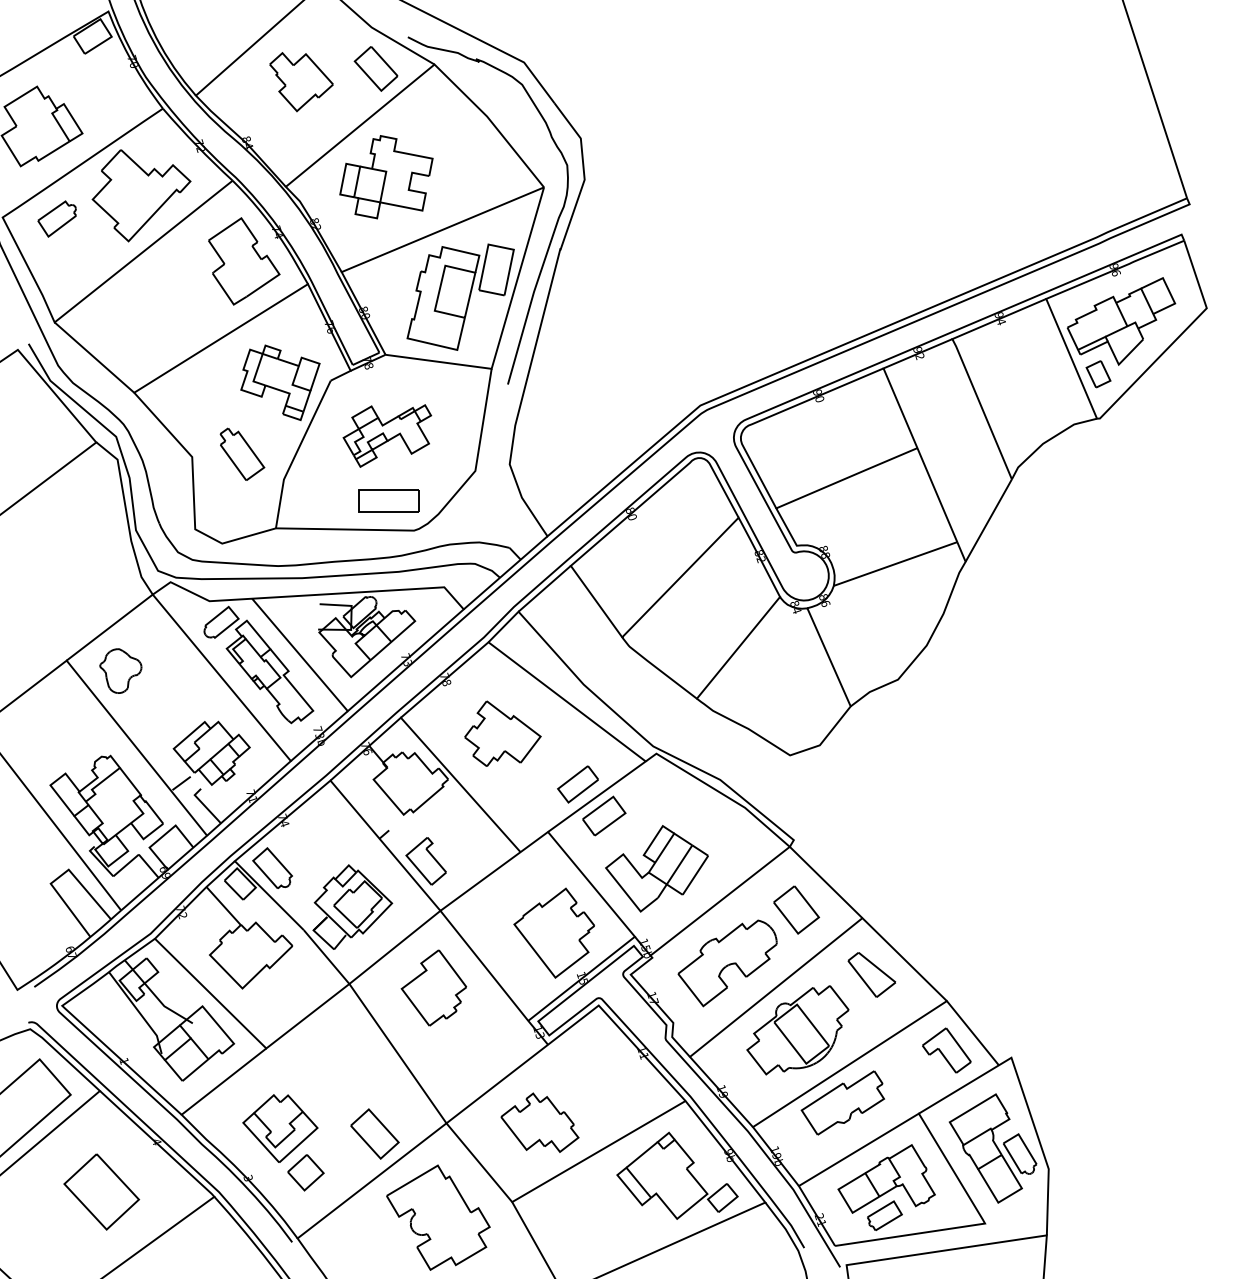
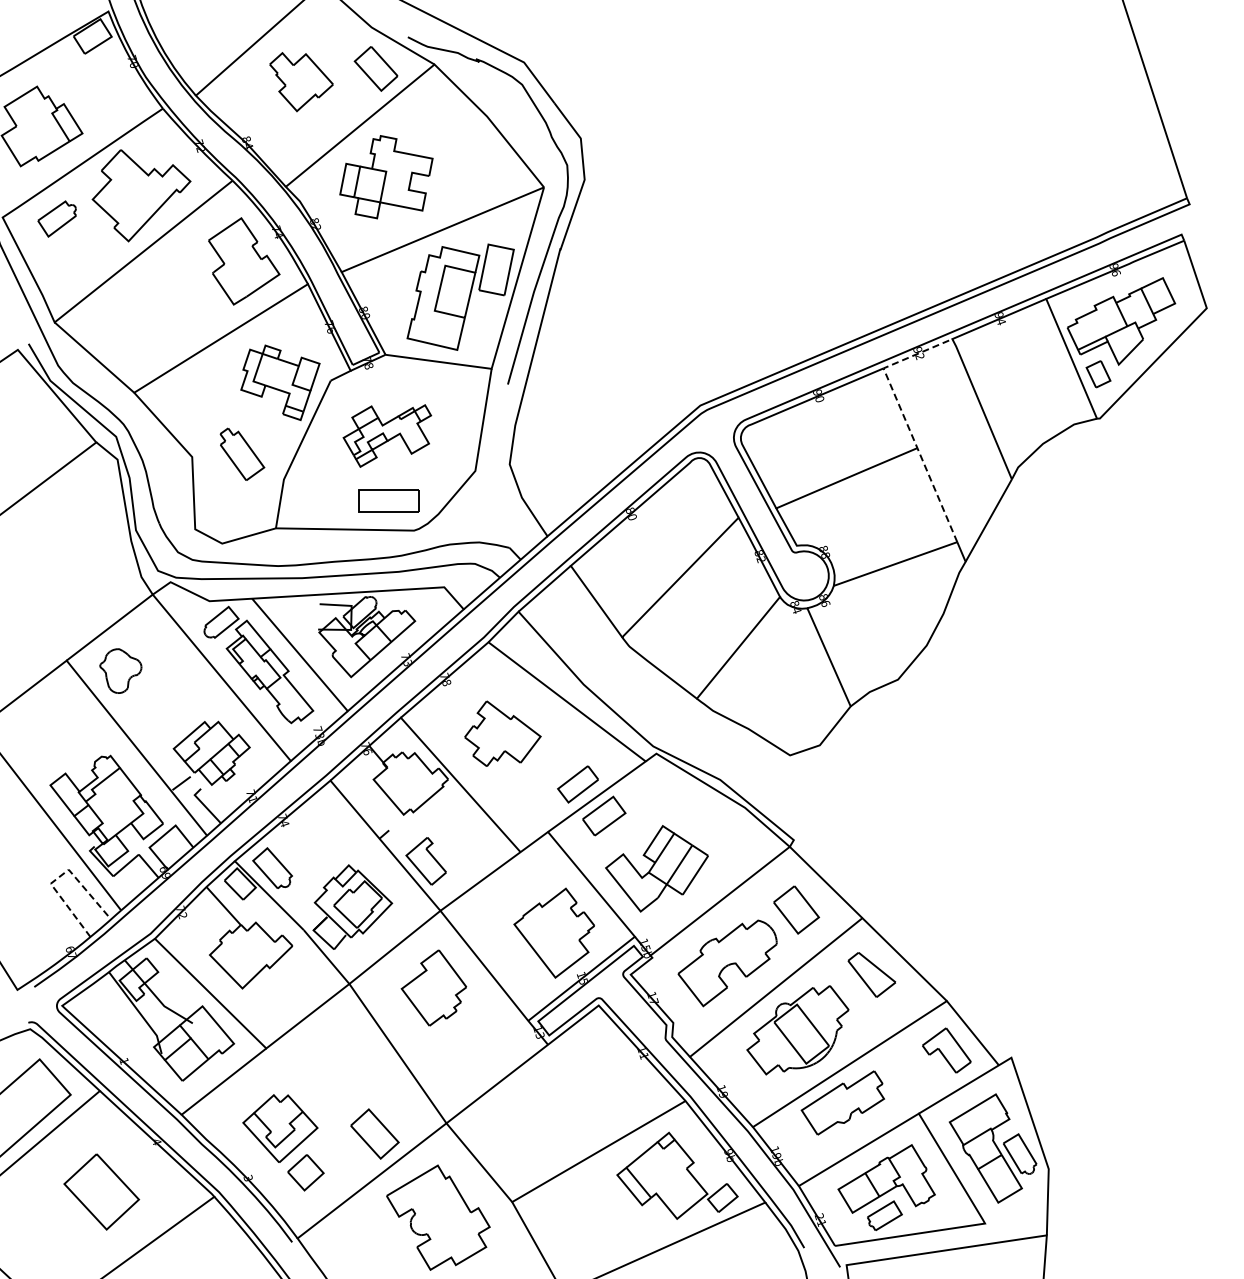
line: solid -> dashed (905, 420)
line: solid -> dashed (59, 877)
part: present -> none (539, 1122)
